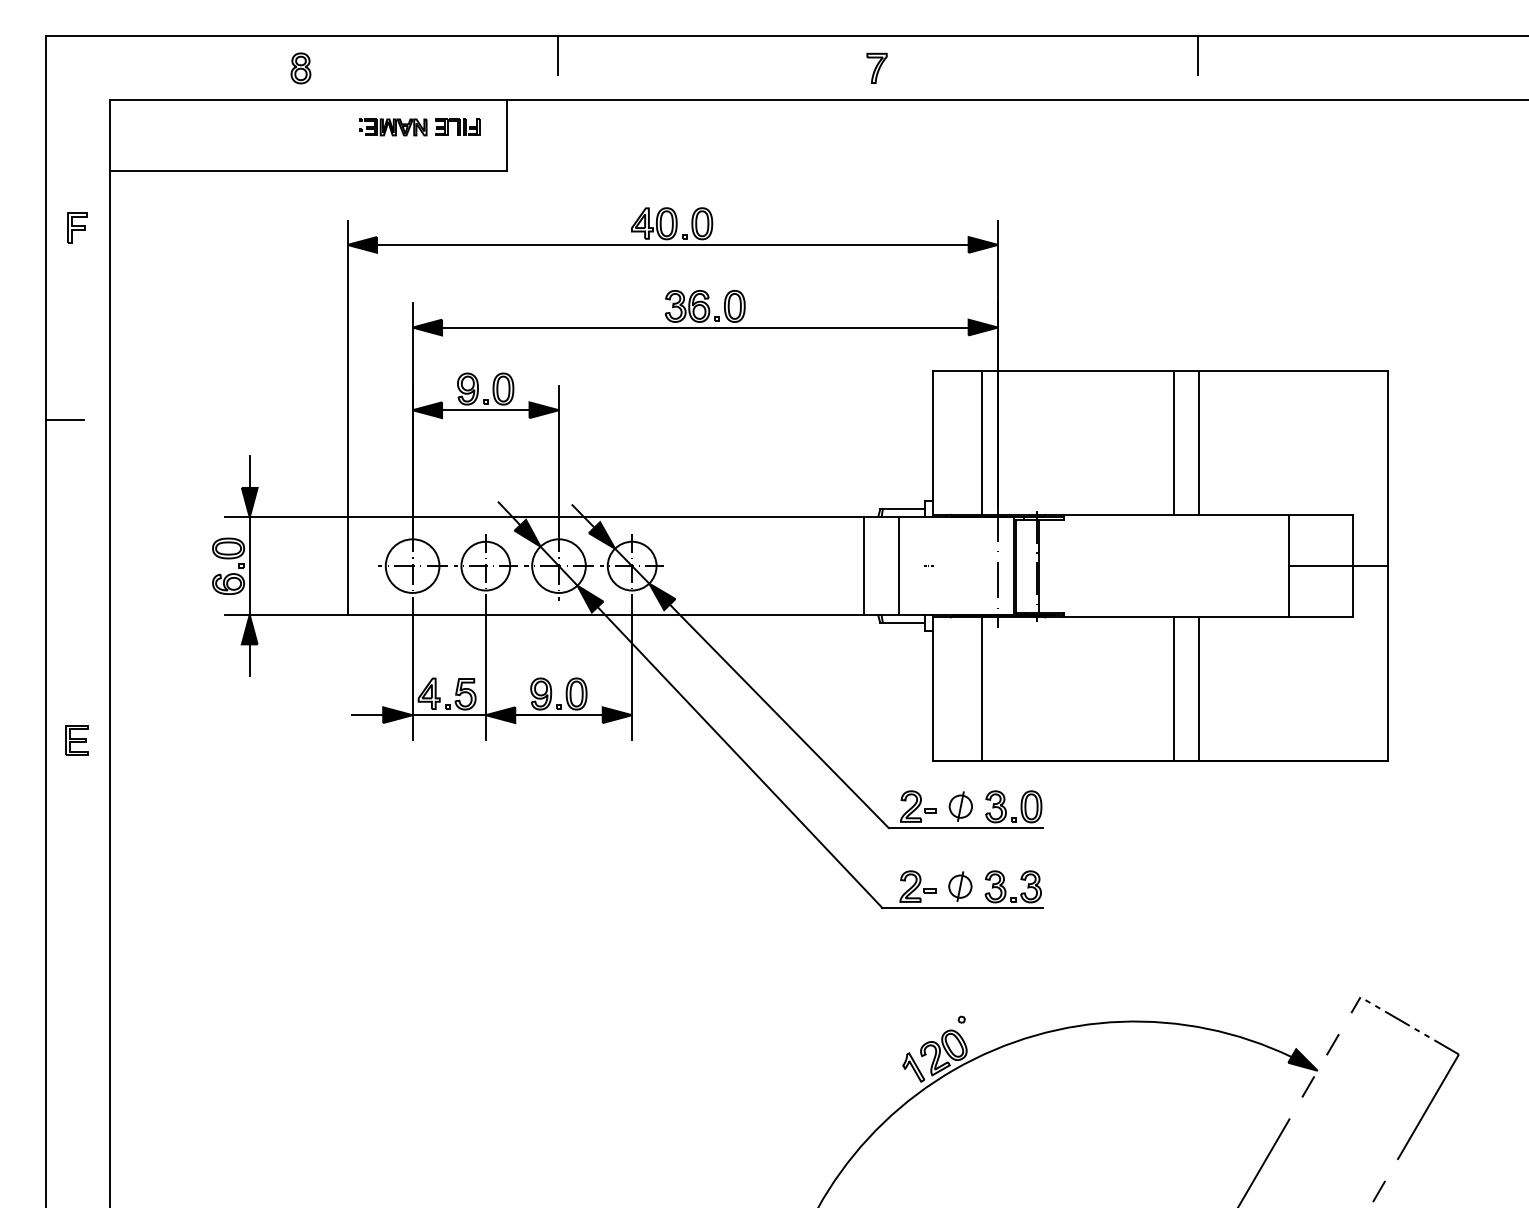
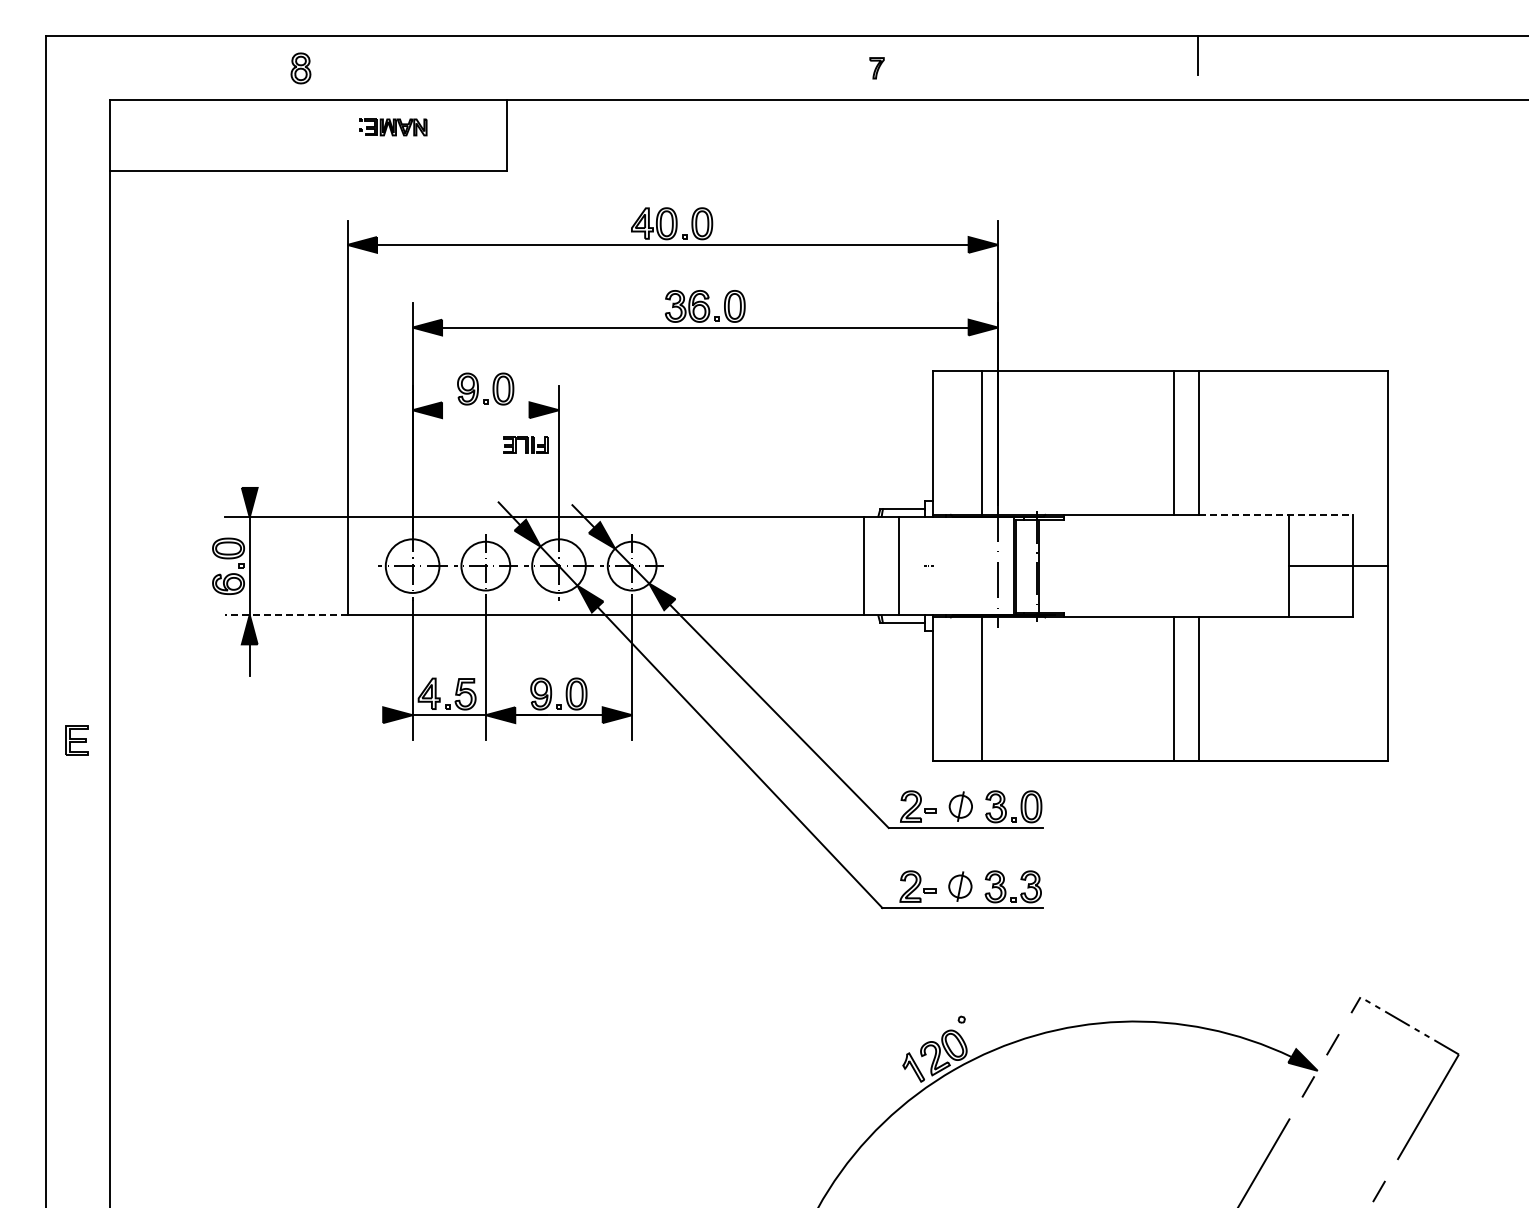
line: present -> none (558, 55)
part size: 22x32 px -> 16x23 px (876, 68)
part position: (457, 126) -> (525, 444) (525, 444)
part: present -> none (77, 227)
line: present -> none (485, 410)
line: present -> none (64, 420)
line: present -> none (249, 471)
line: solid -> dashed (1276, 514)
line: solid -> dashed (285, 614)
line: present -> none (367, 715)
